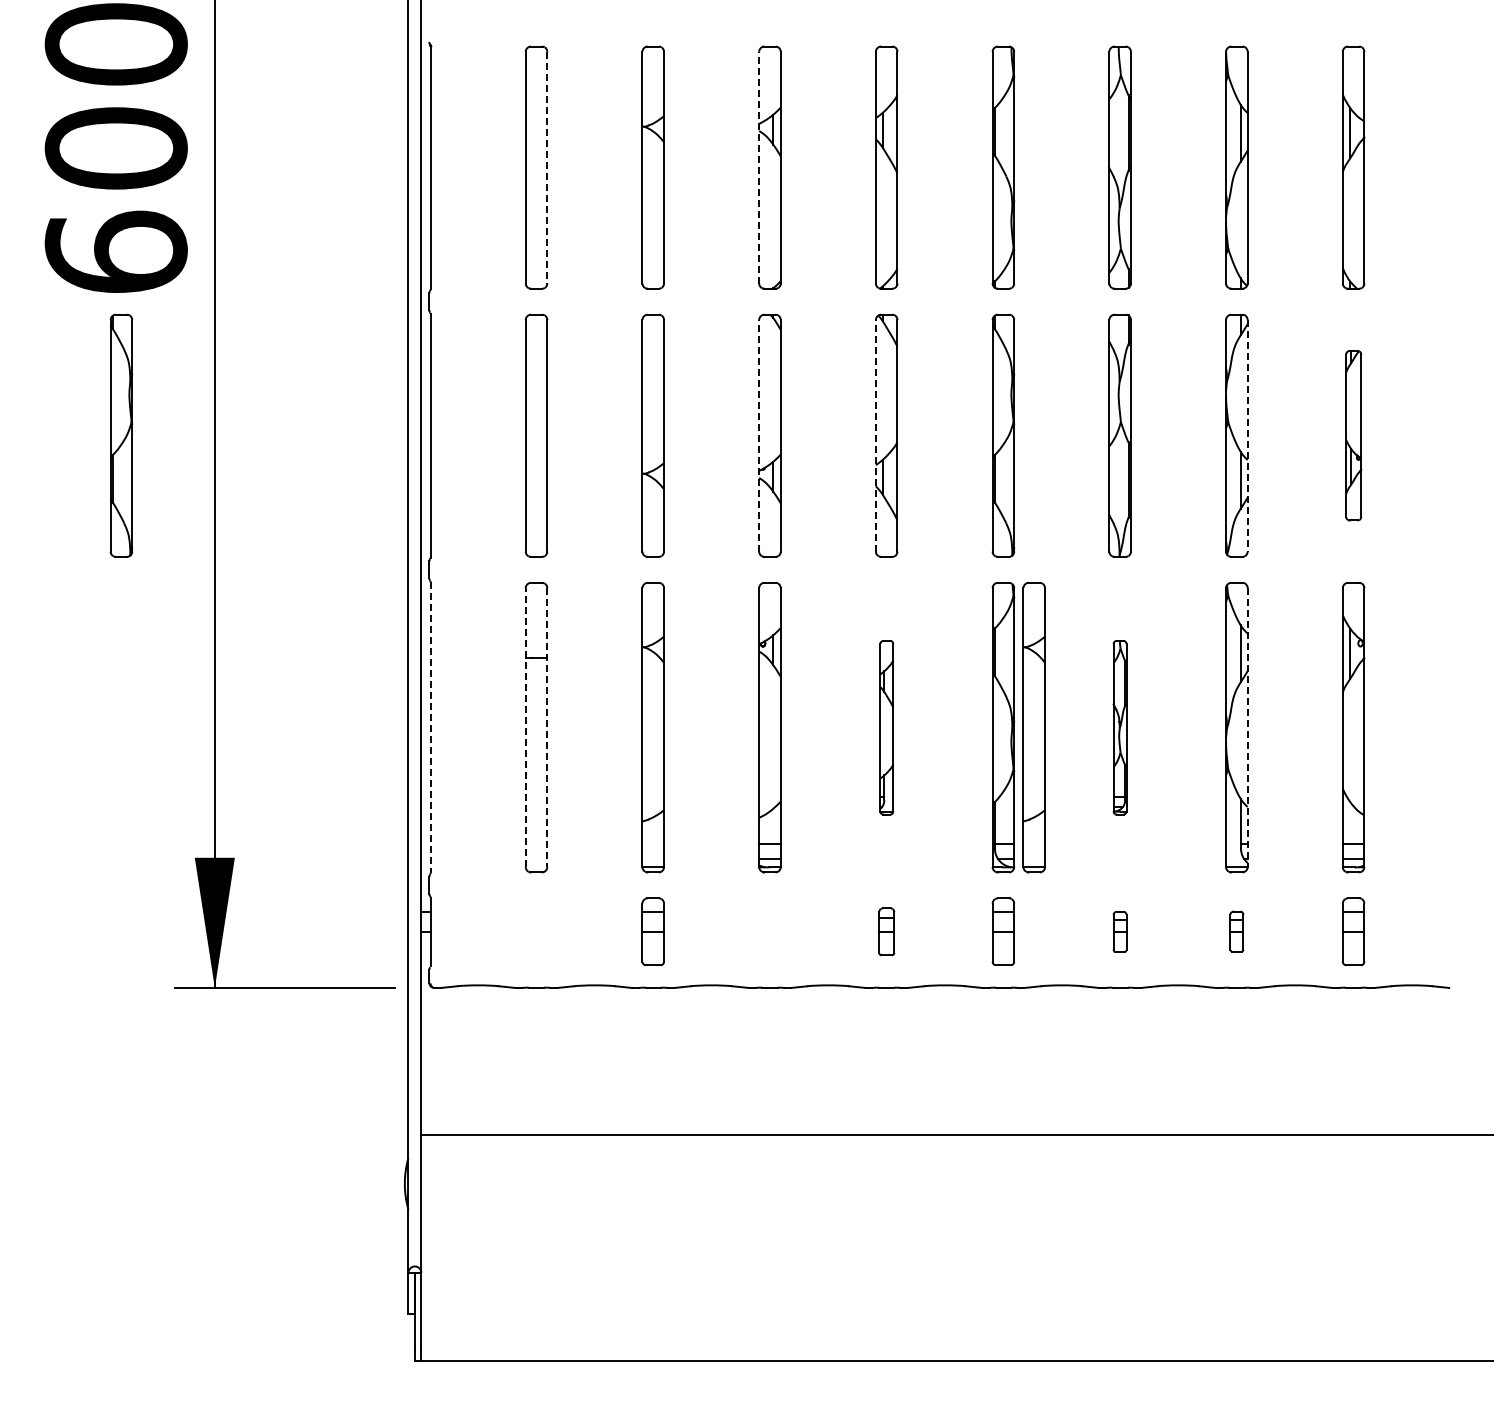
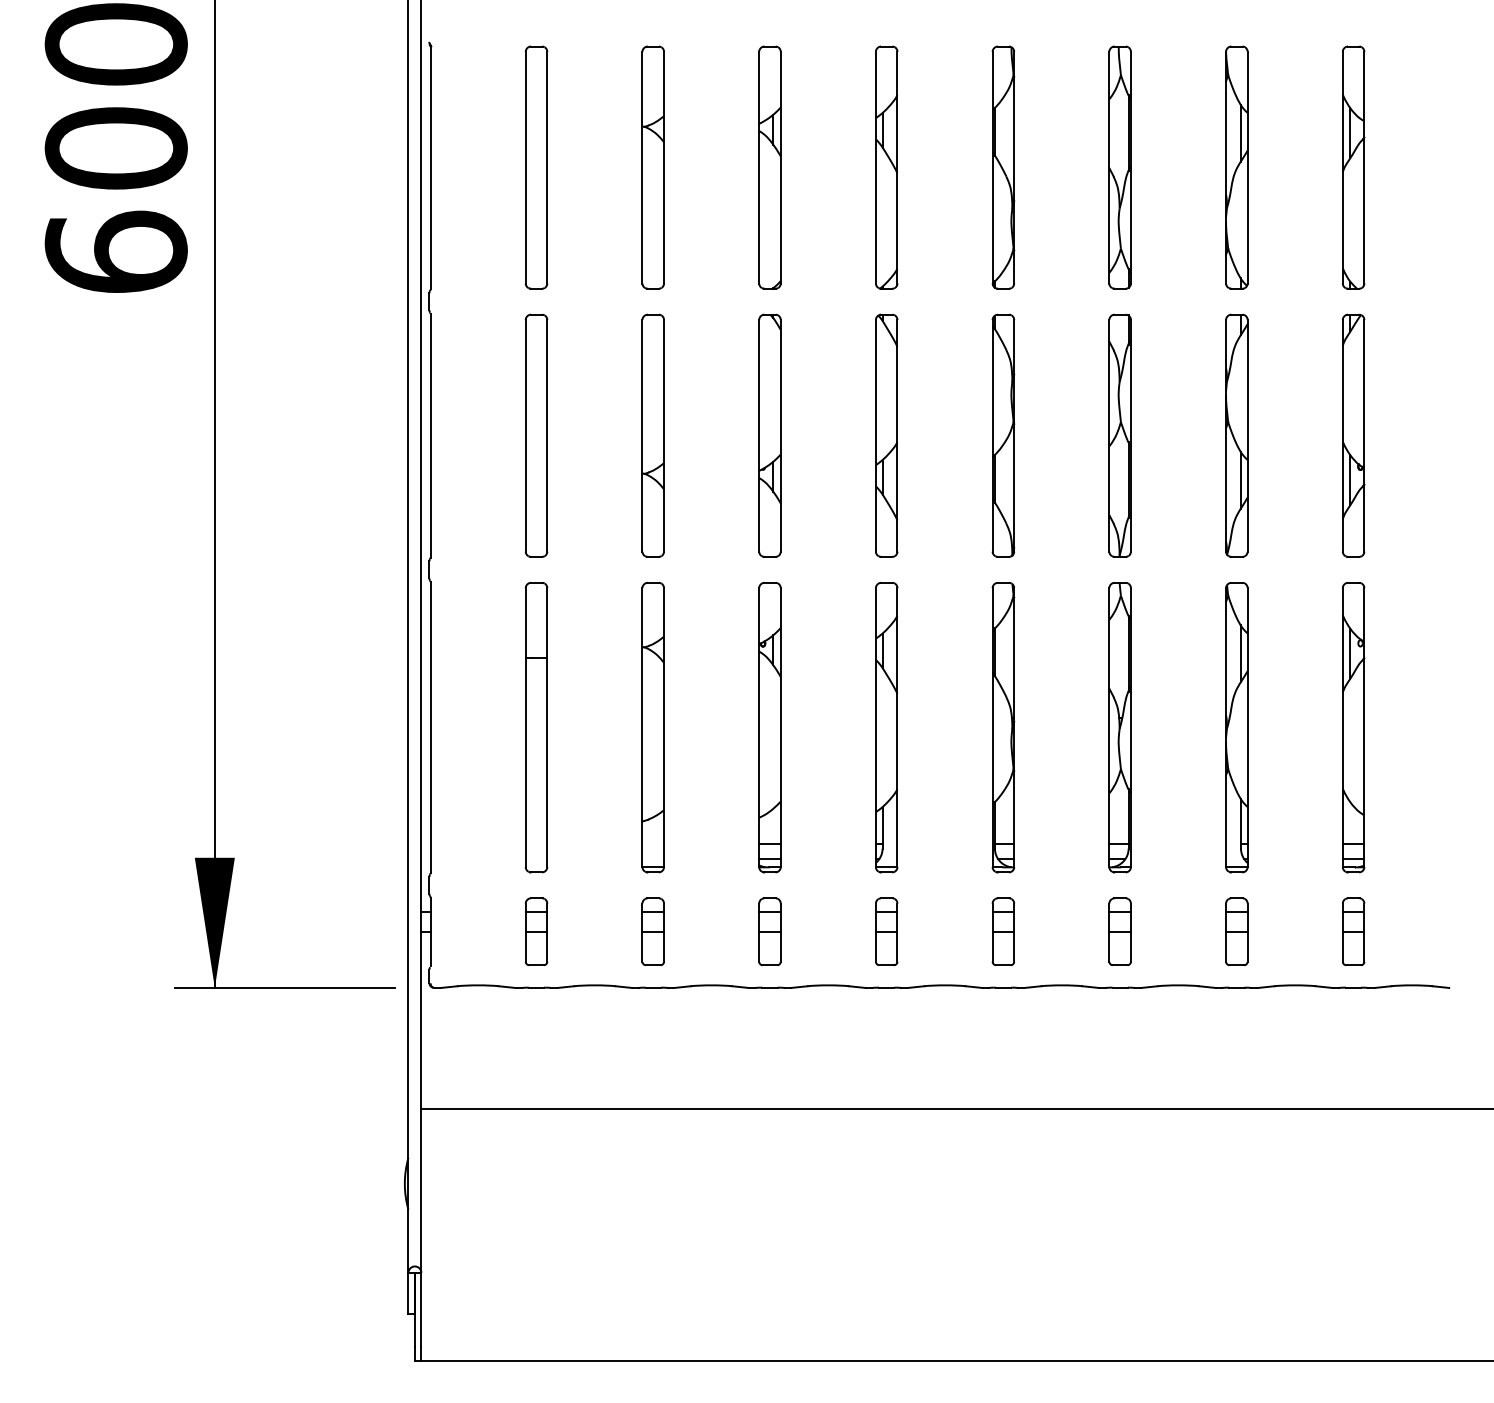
line: dashed -> solid (547, 167)
line: dashed -> solid (759, 167)
part: present -> none (121, 435)
line: dashed -> solid (759, 435)
line: dashed -> solid (875, 435)
line: dashed -> solid (1247, 435)
part size: 18x172 px -> 24x245 px (1353, 435)
line: dashed -> solid (525, 727)
line: dashed -> solid (547, 727)
part size: 16x176 px -> 24x292 px (886, 727)
part: present -> none (1033, 727)
part size: 16x176 px -> 24x292 px (1119, 727)
line: dashed -> solid (1247, 727)
line: dashed -> solid (430, 728)
part: none -> present (536, 931)
part: none -> present (769, 931)
part size: 18x50 px -> 24x70 px (886, 931)
part size: 16x43 px -> 24x70 px (1119, 931)
part size: 16x43 px -> 24x69 px (1236, 931)
line position: (955, 1134) -> (955, 1108) (955, 1108)
